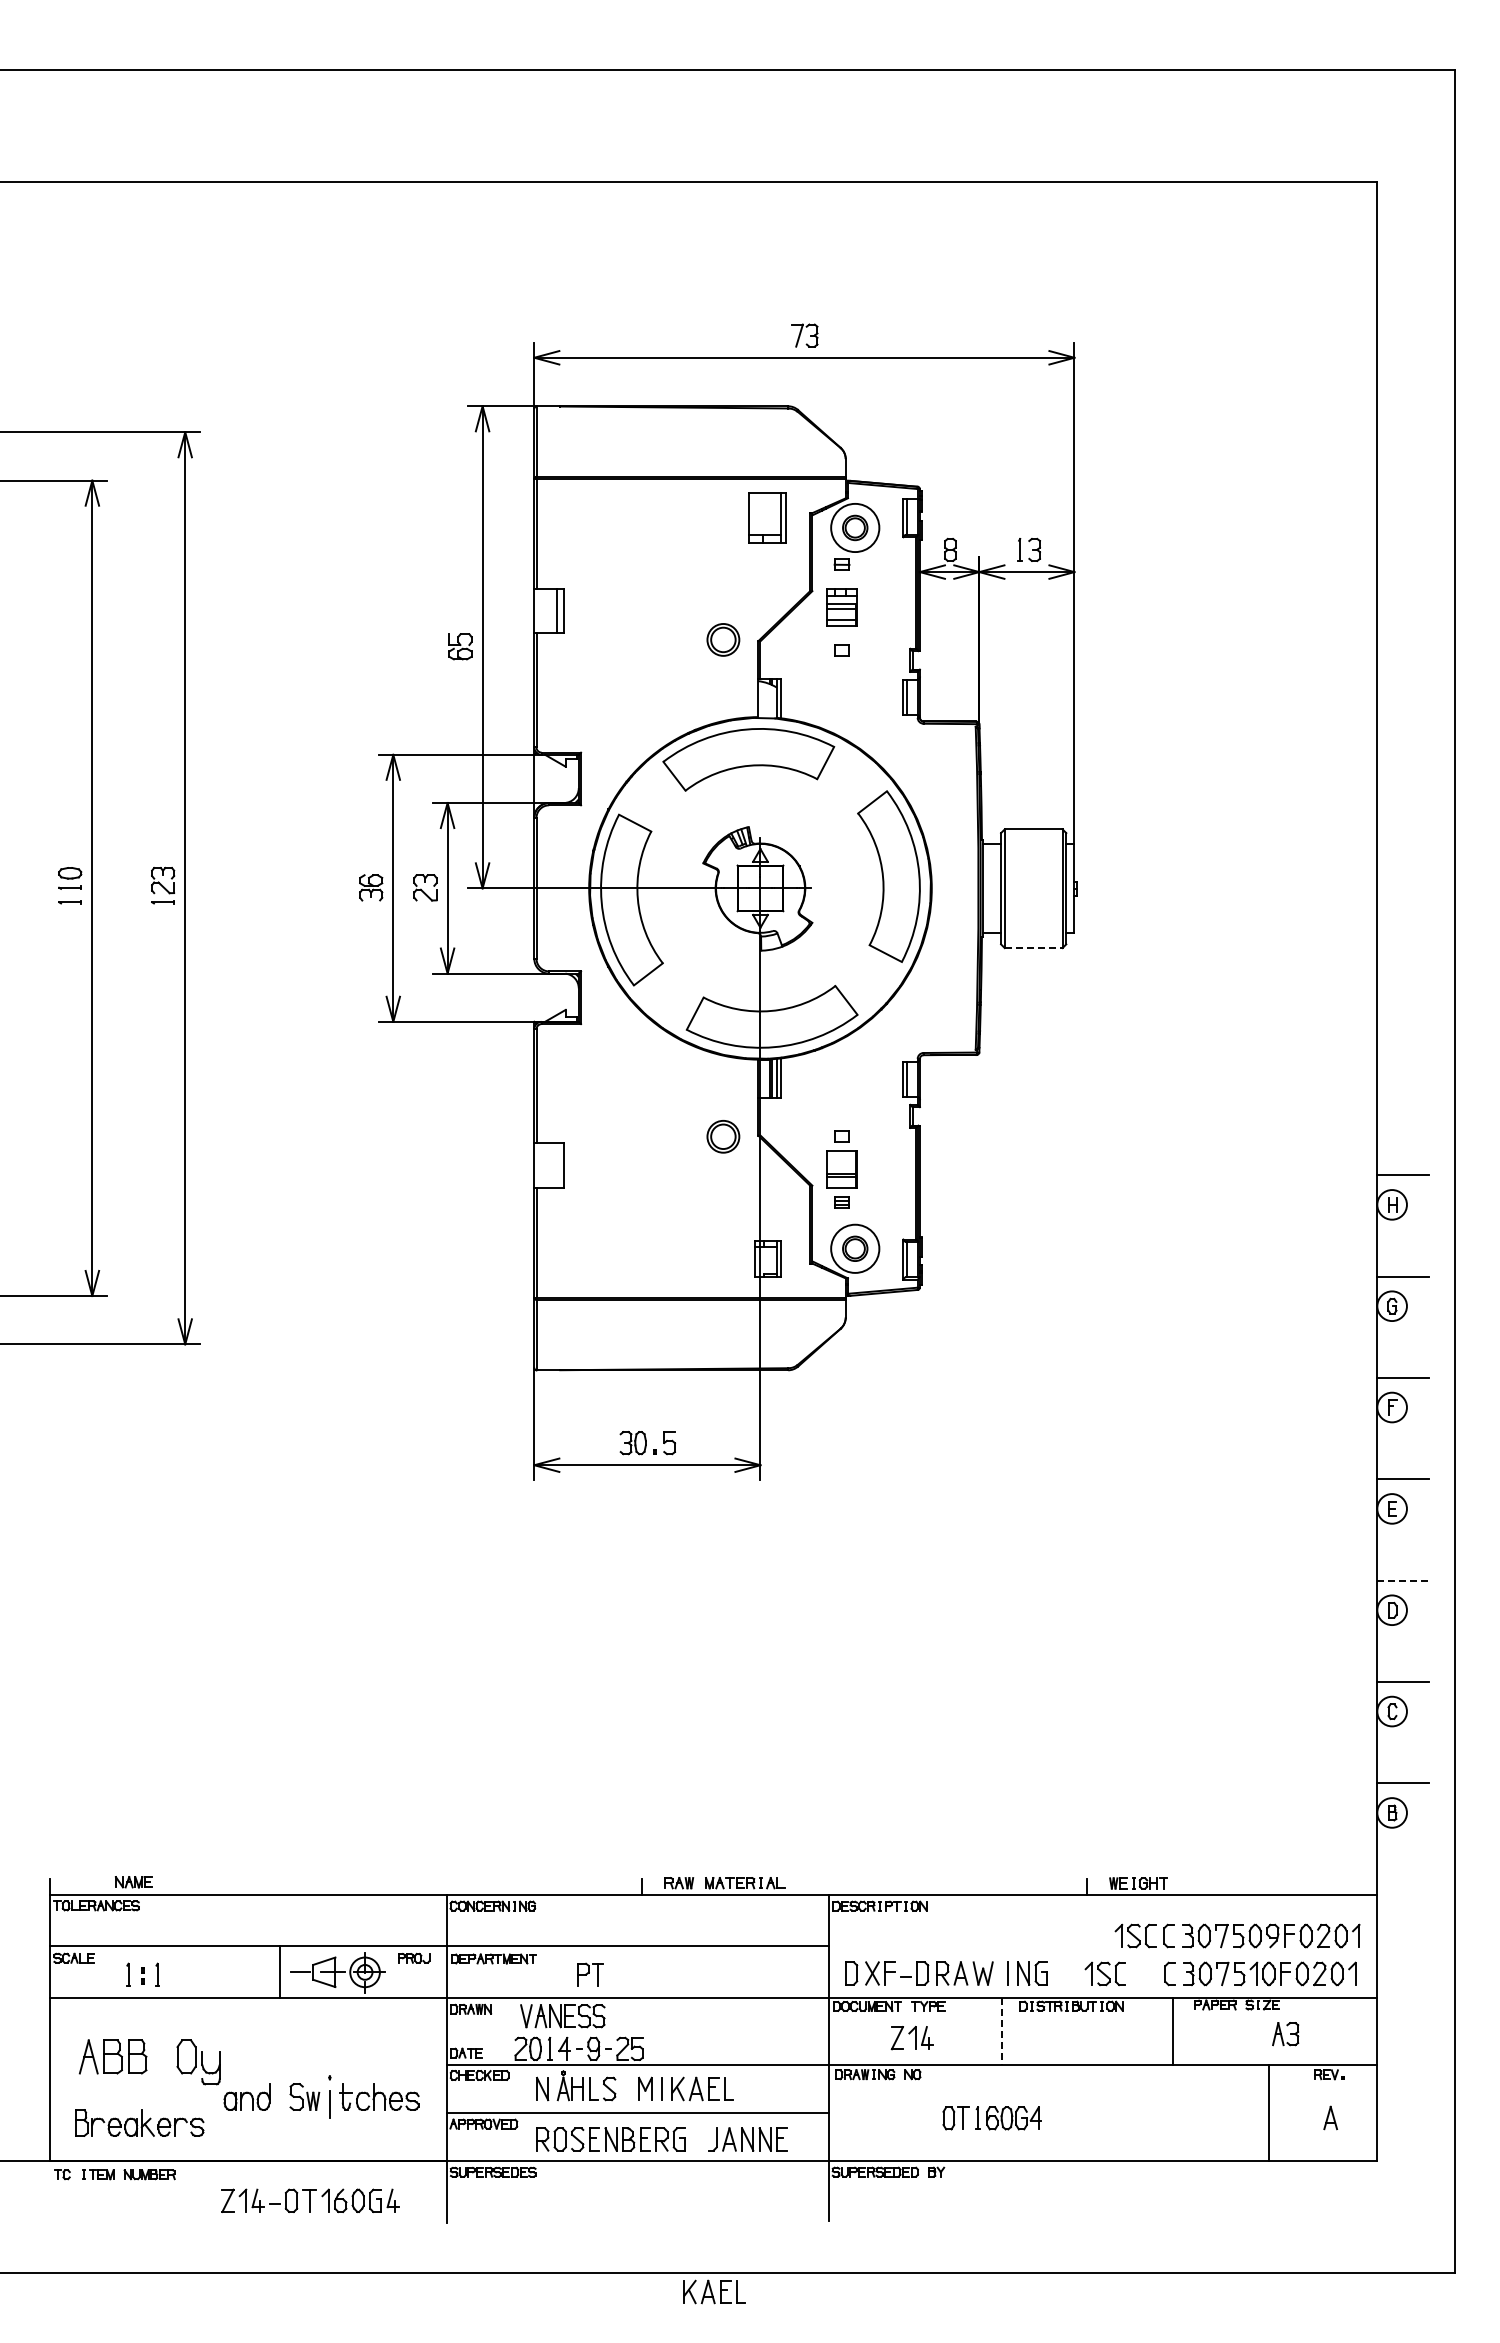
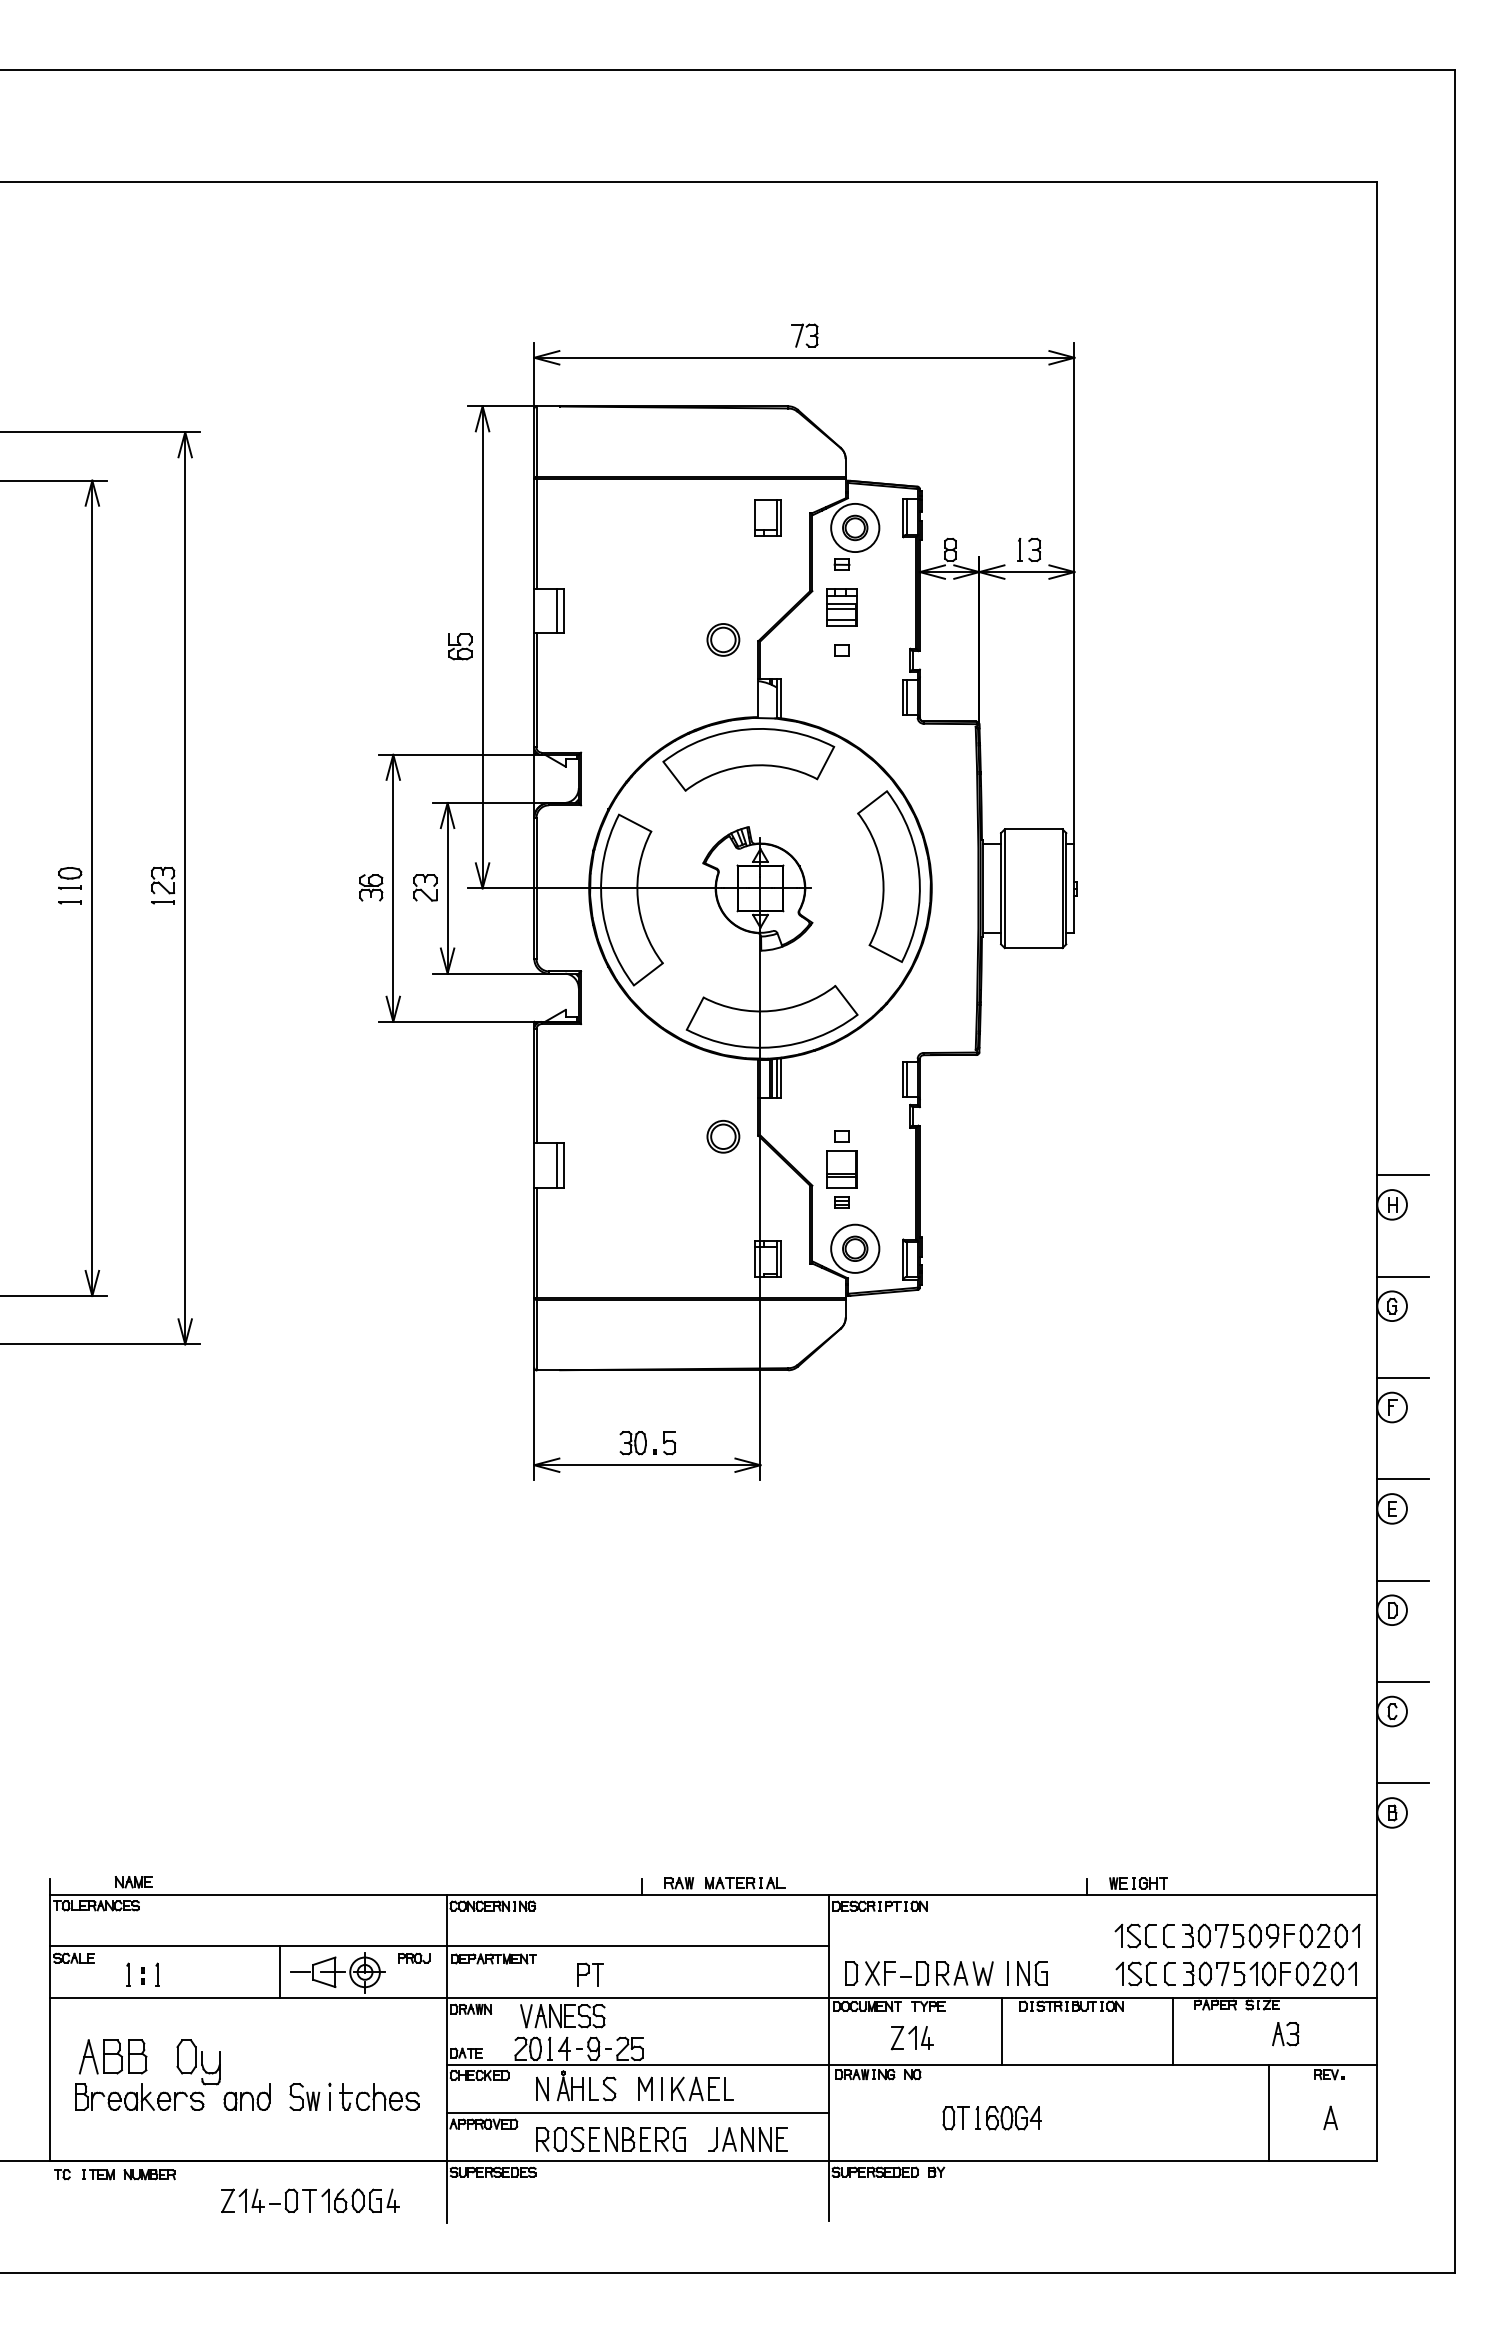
part size: 39x52 px -> 28x38 px (767, 517)
line: dashed -> solid (1033, 948)
line: none -> present (556, 1165)
line: dashed -> solid (1403, 1580)
part position: (1104, 1973) -> (1135, 1973) (1135, 1973)
line: dashed -> solid (1001, 2032)
part size: 4x44 px -> 4x29 px (329, 2096)
part position: (139, 2122) -> (139, 2096) (139, 2096)
part: present -> none (714, 2291)
